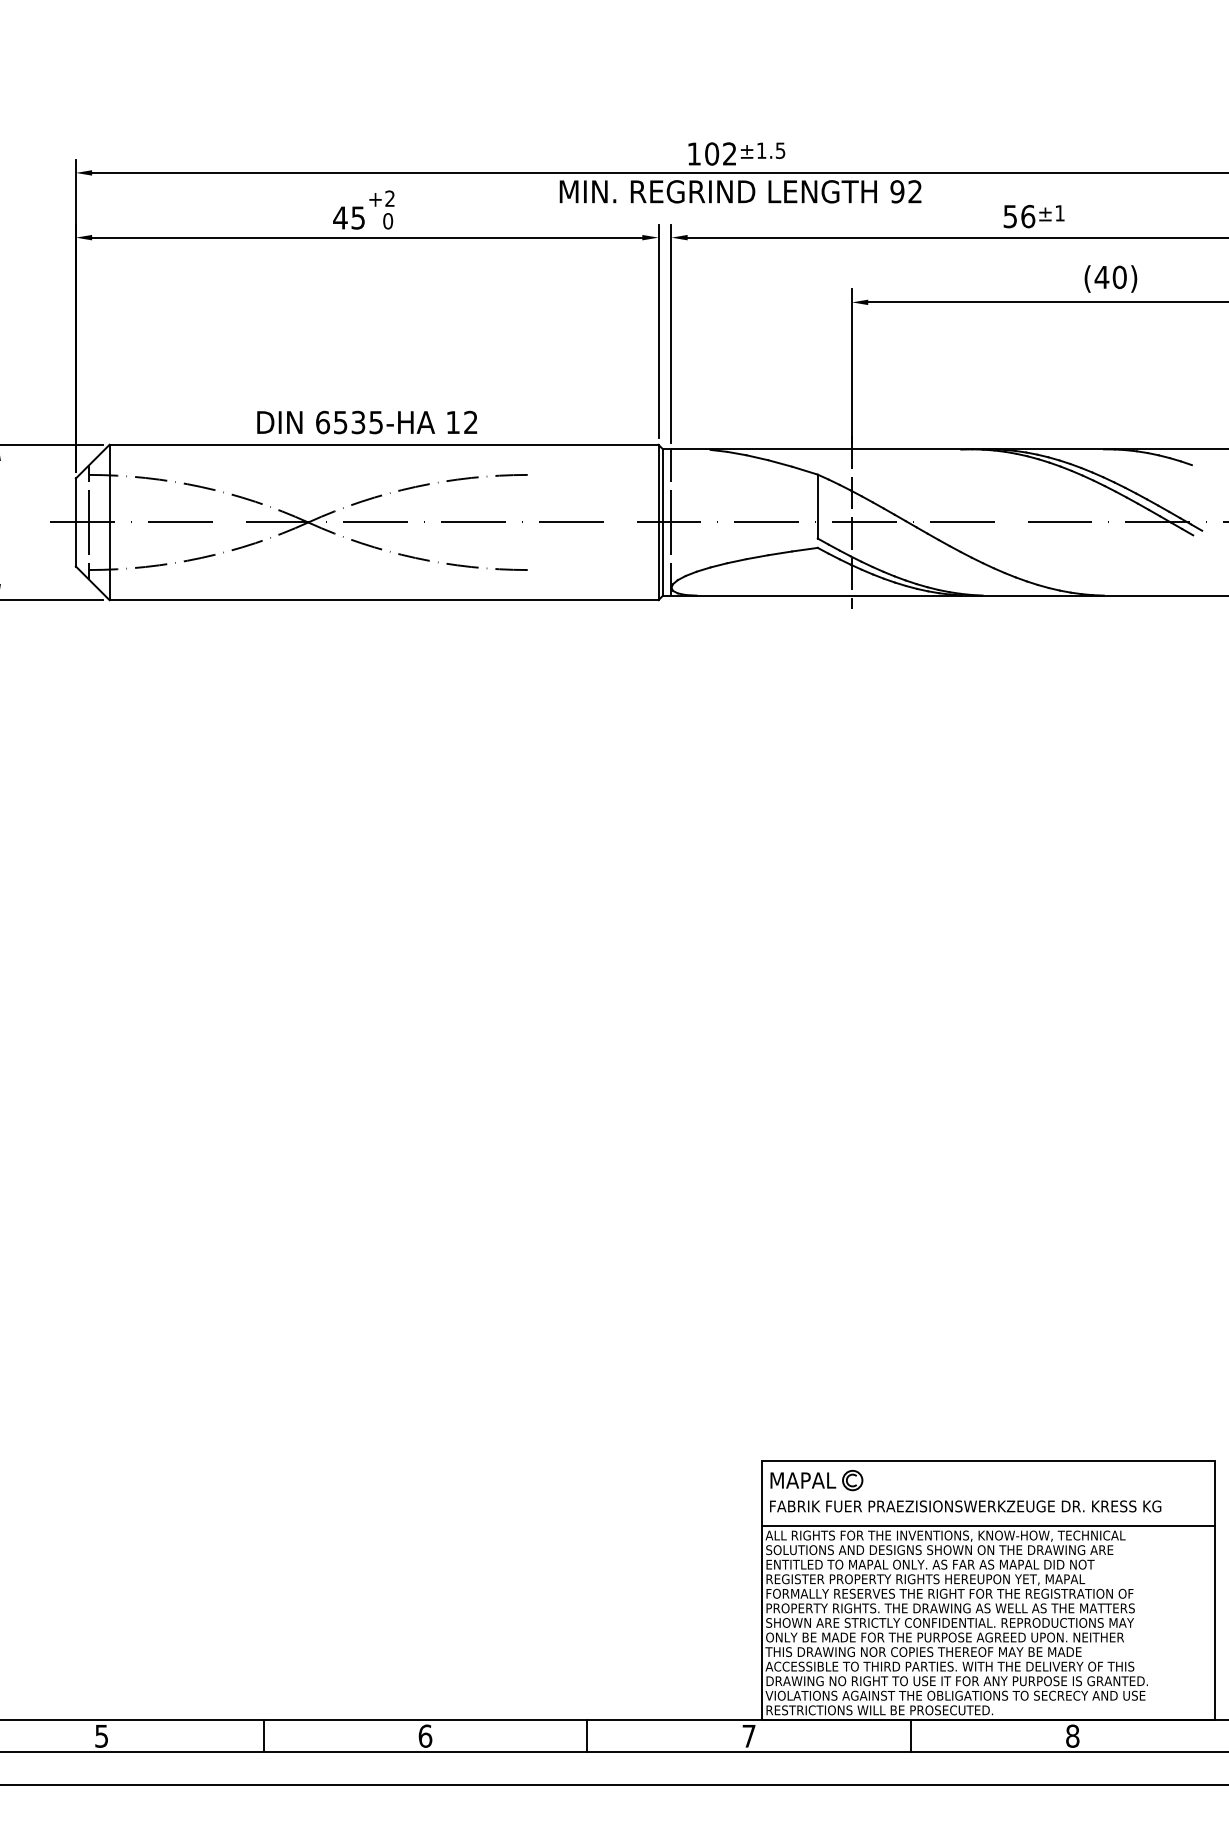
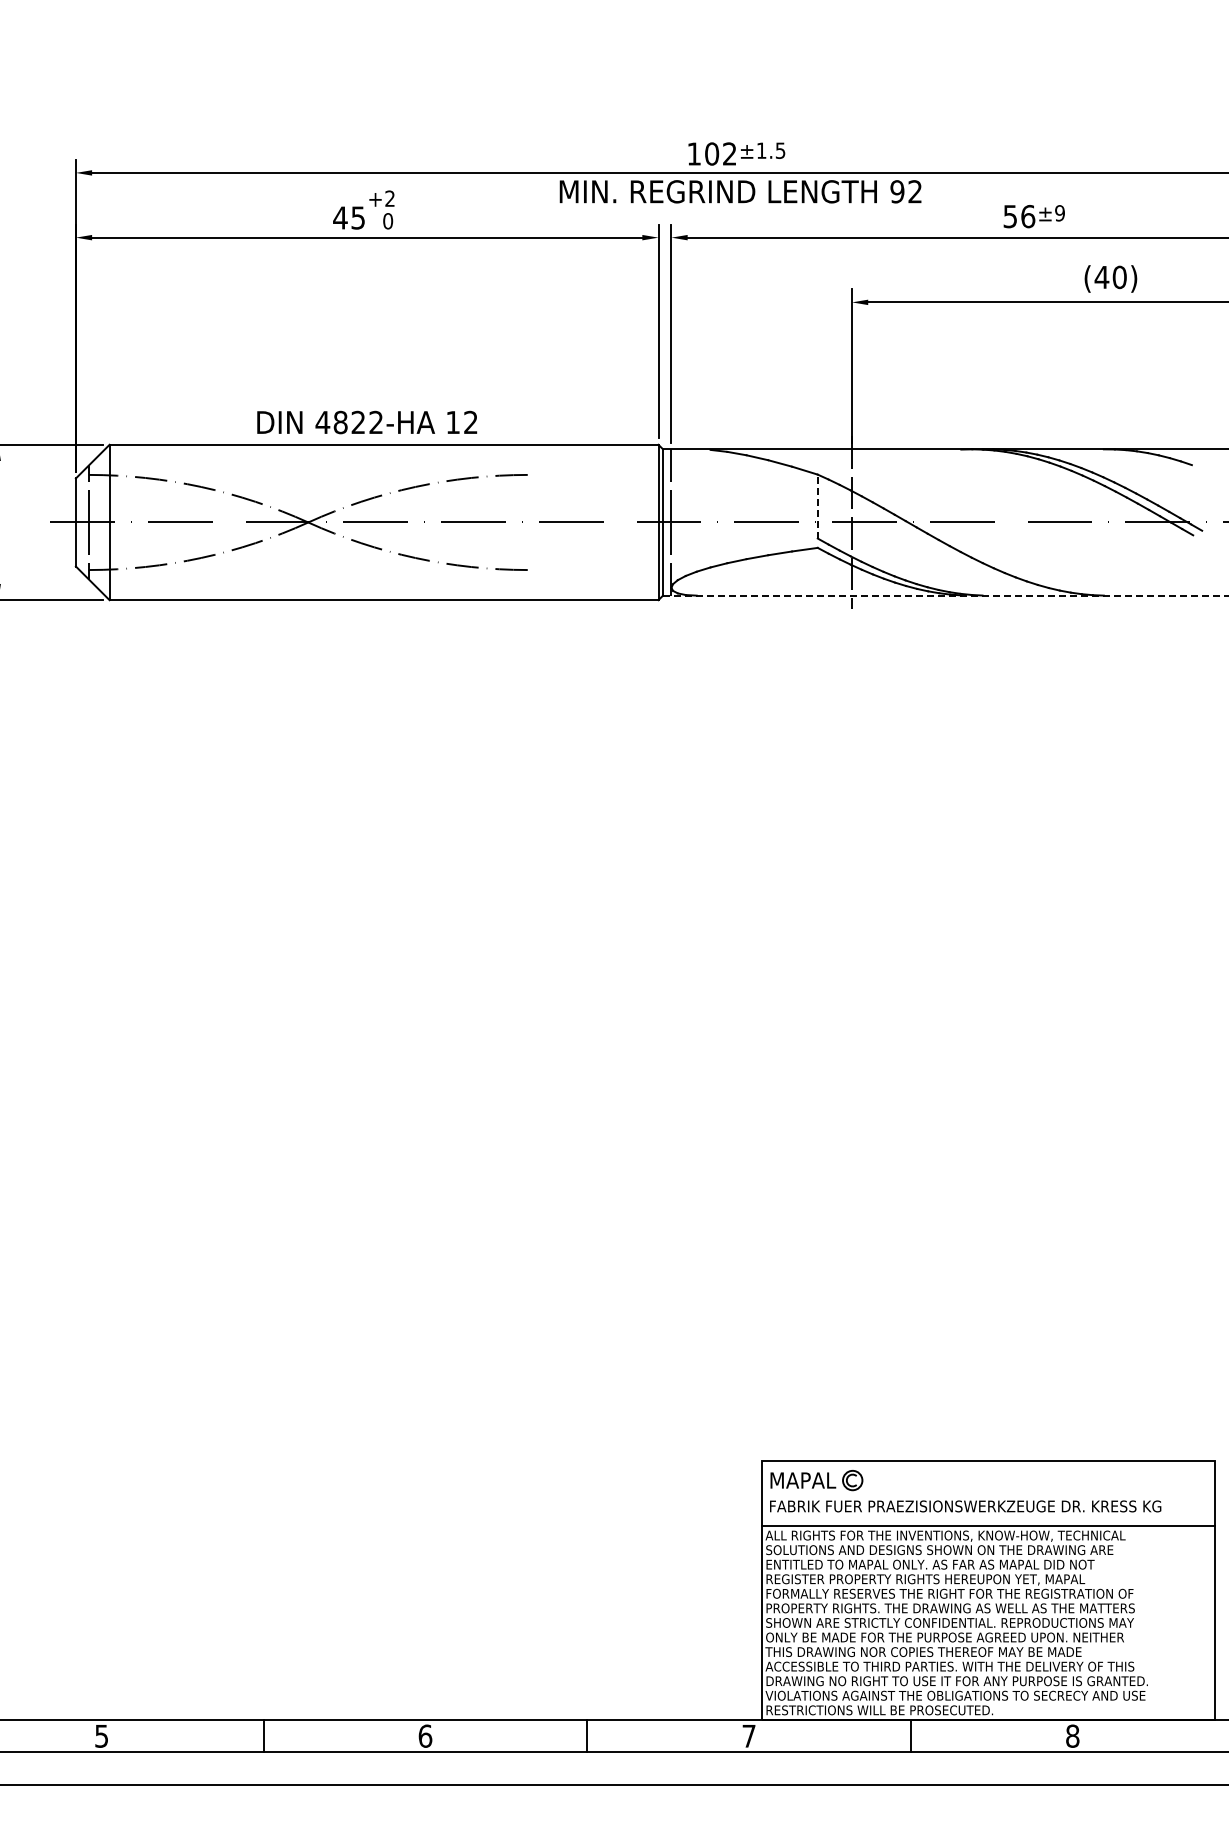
text: ±1 -> ±9 (1059, 213)
text: 6535-HA -> 4822-HA (348, 422)
line: solid -> dashed (817, 506)
line: solid -> dashed (945, 595)
